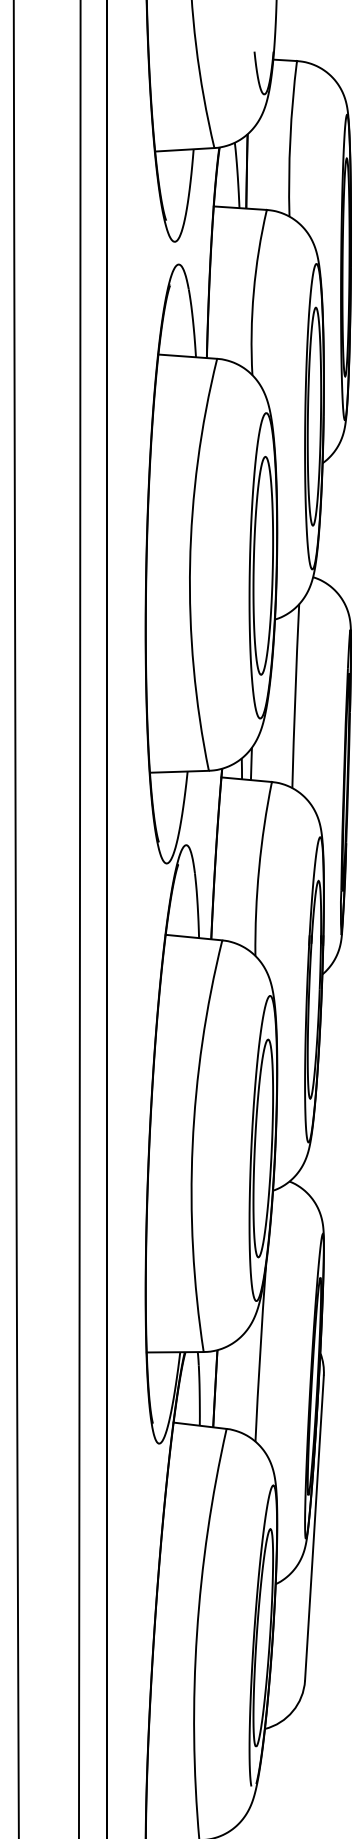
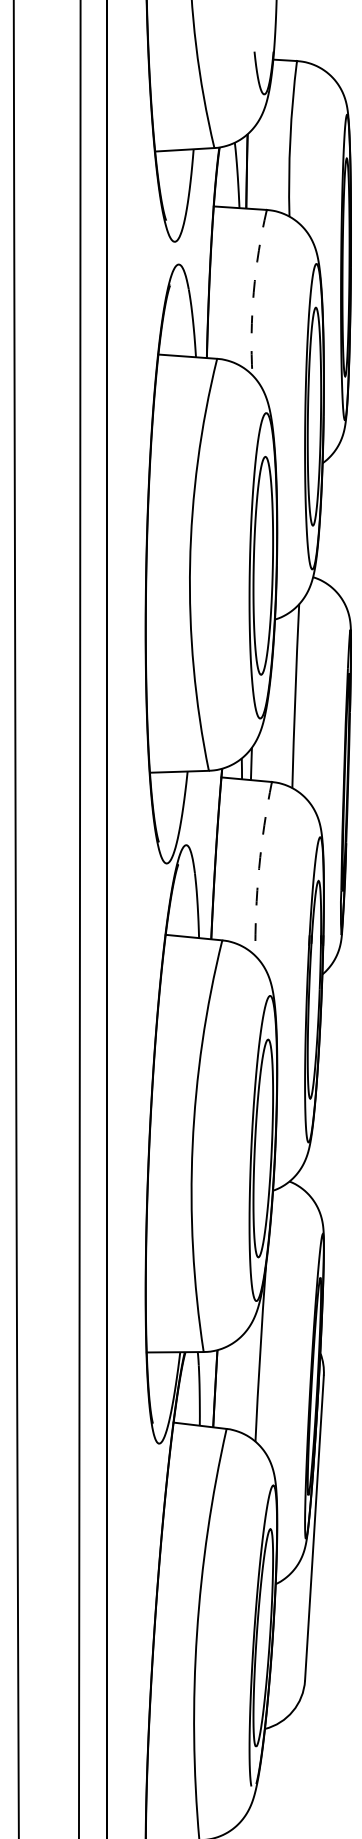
arc: solid -> dashed (253, 292)
arc: solid -> dashed (259, 868)
